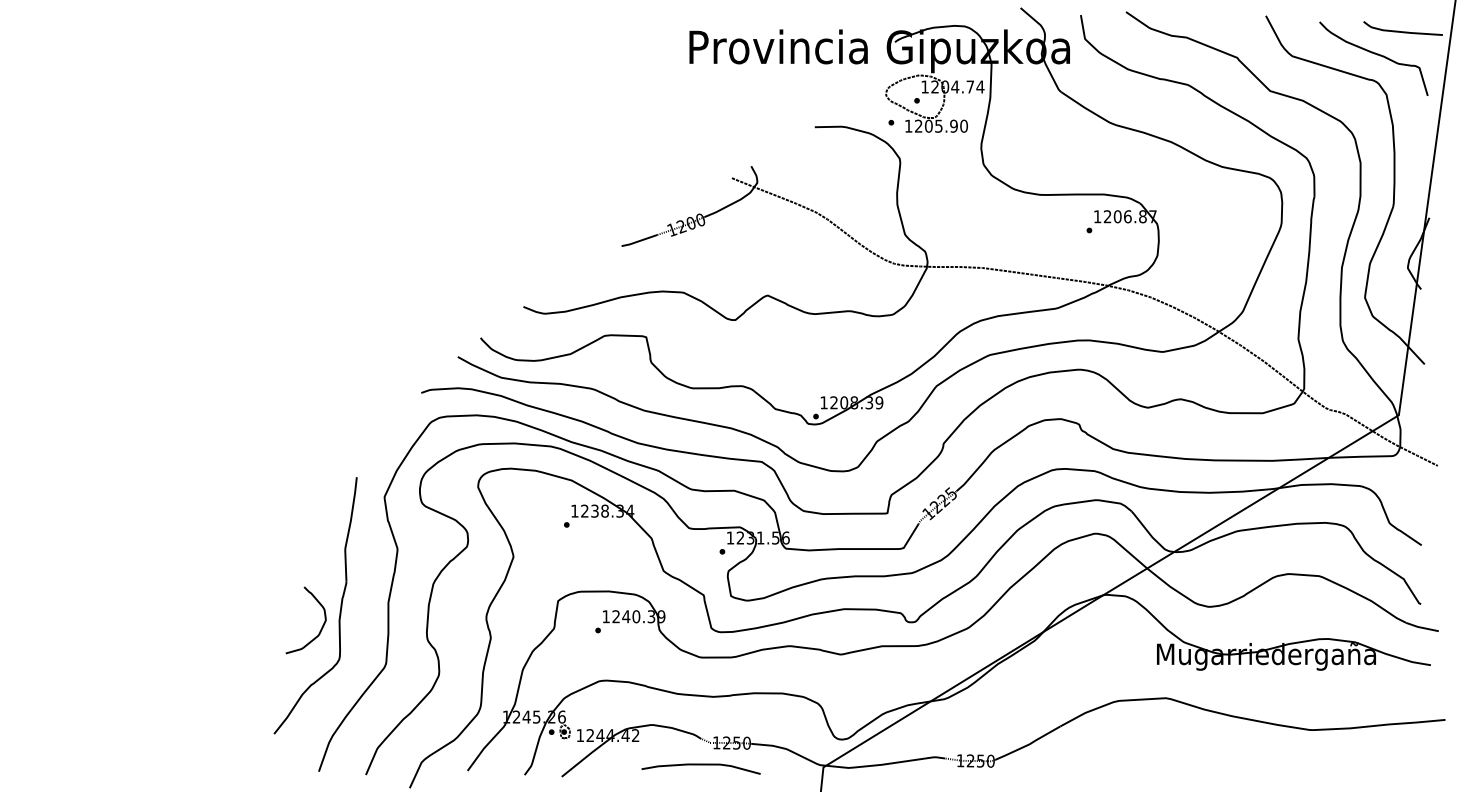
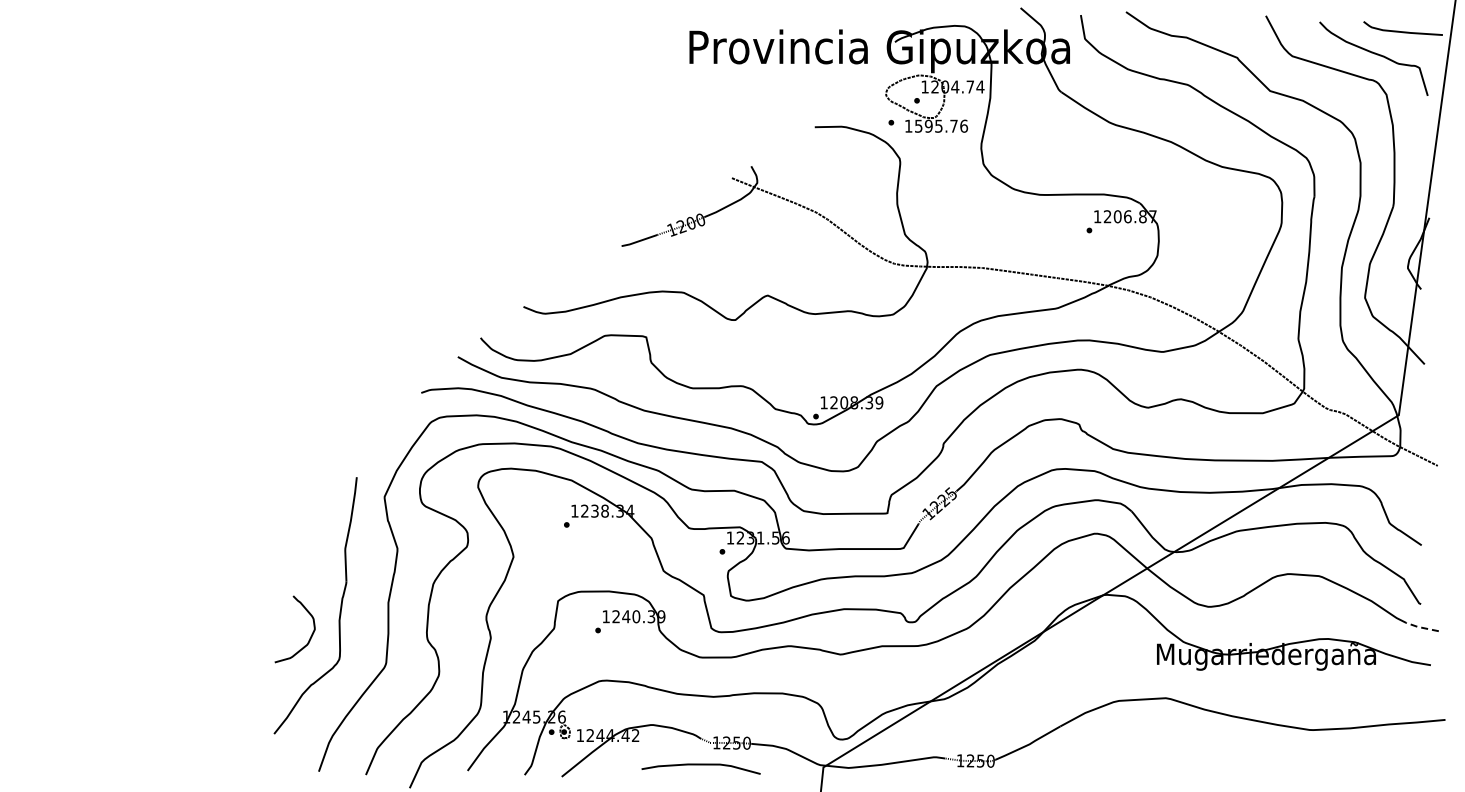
text: 1205.90 -> 1595.76 (941, 125)
curve position: (321, 627) -> (310, 636) (310, 636)
line: solid -> dashed (1421, 627)
